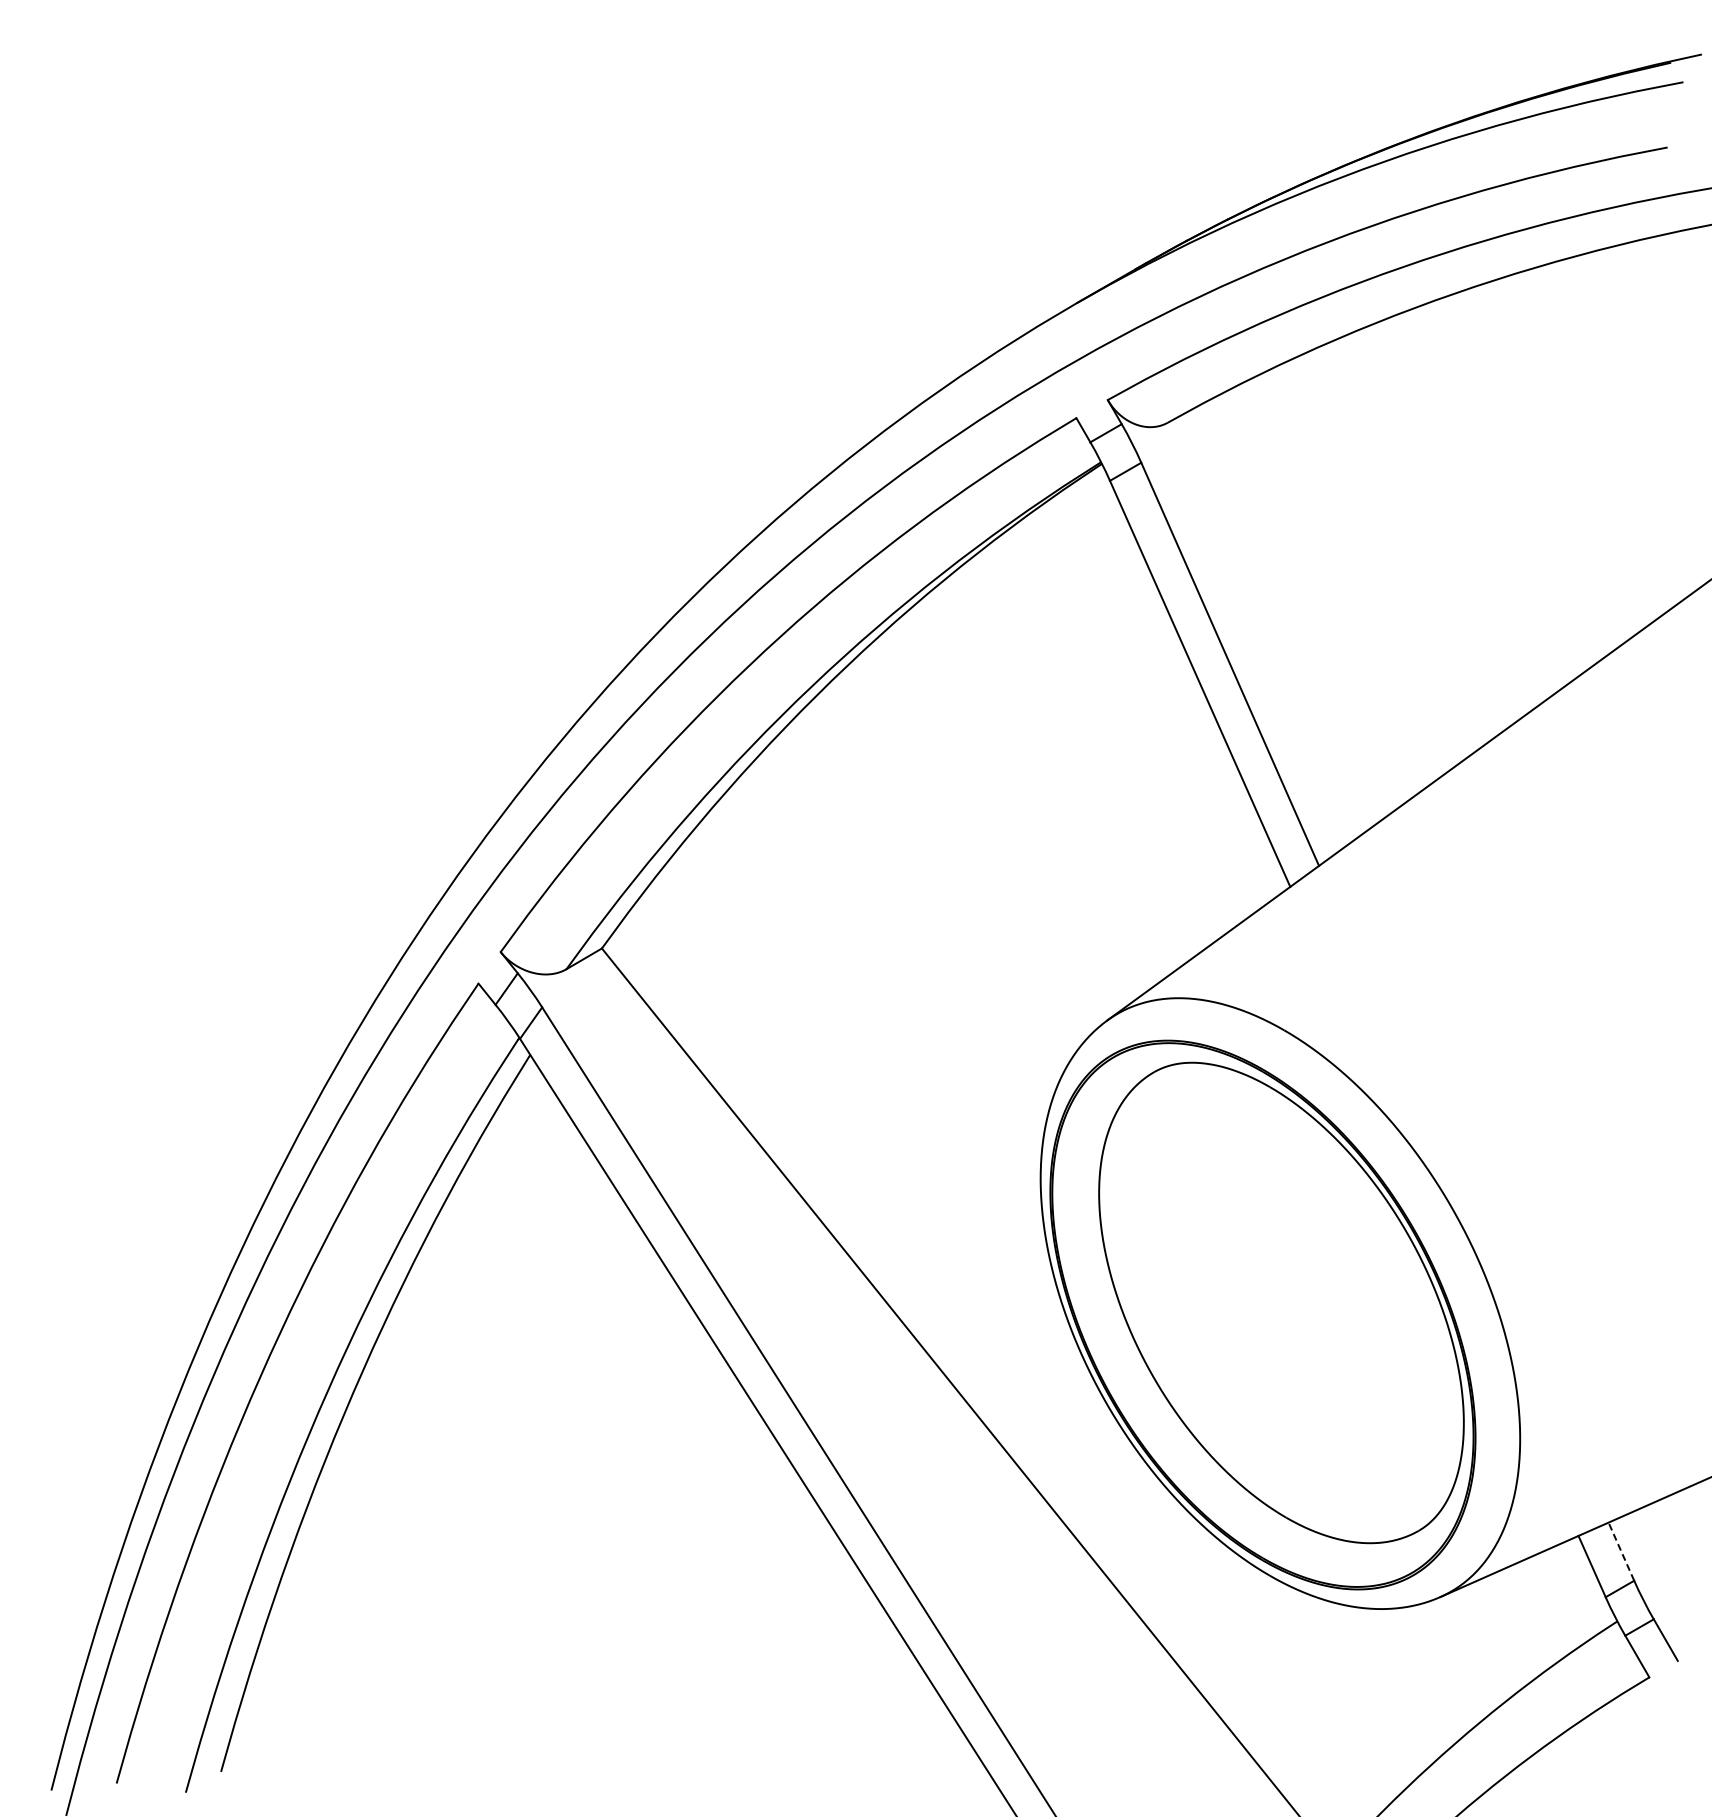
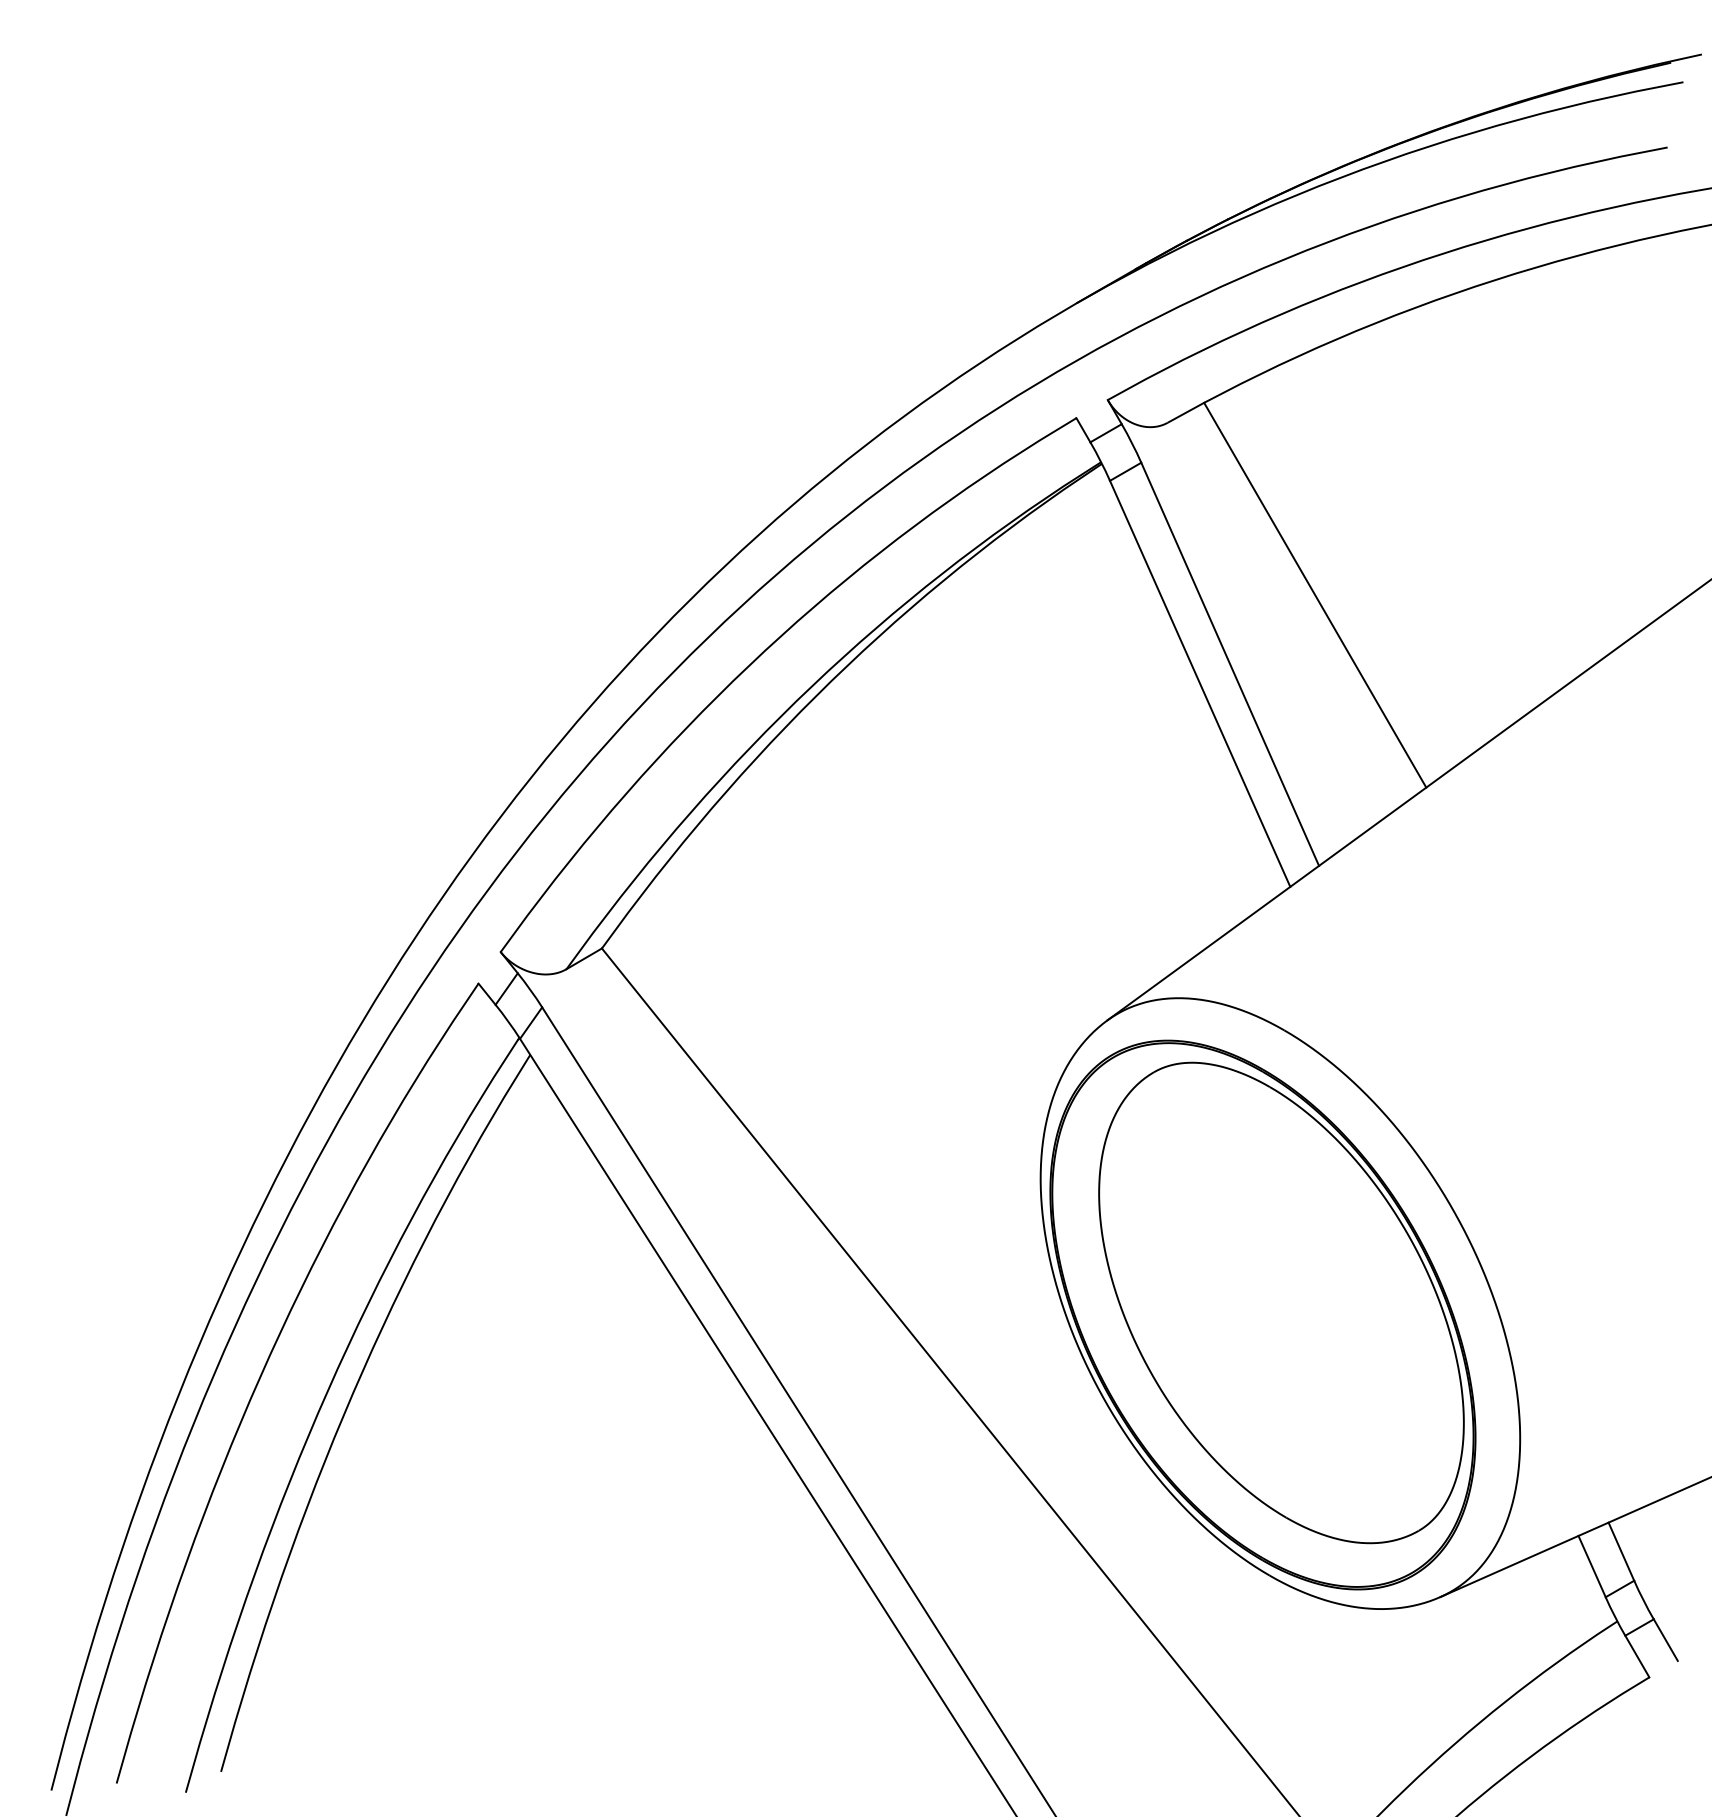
line: none -> present (1315, 594)
line: dashed -> solid (1621, 1551)
